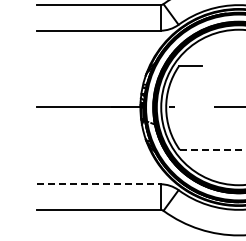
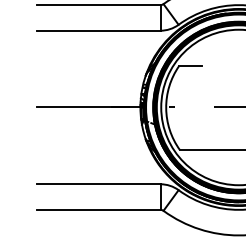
line: dashed -> solid (212, 150)
line: dashed -> solid (98, 184)
